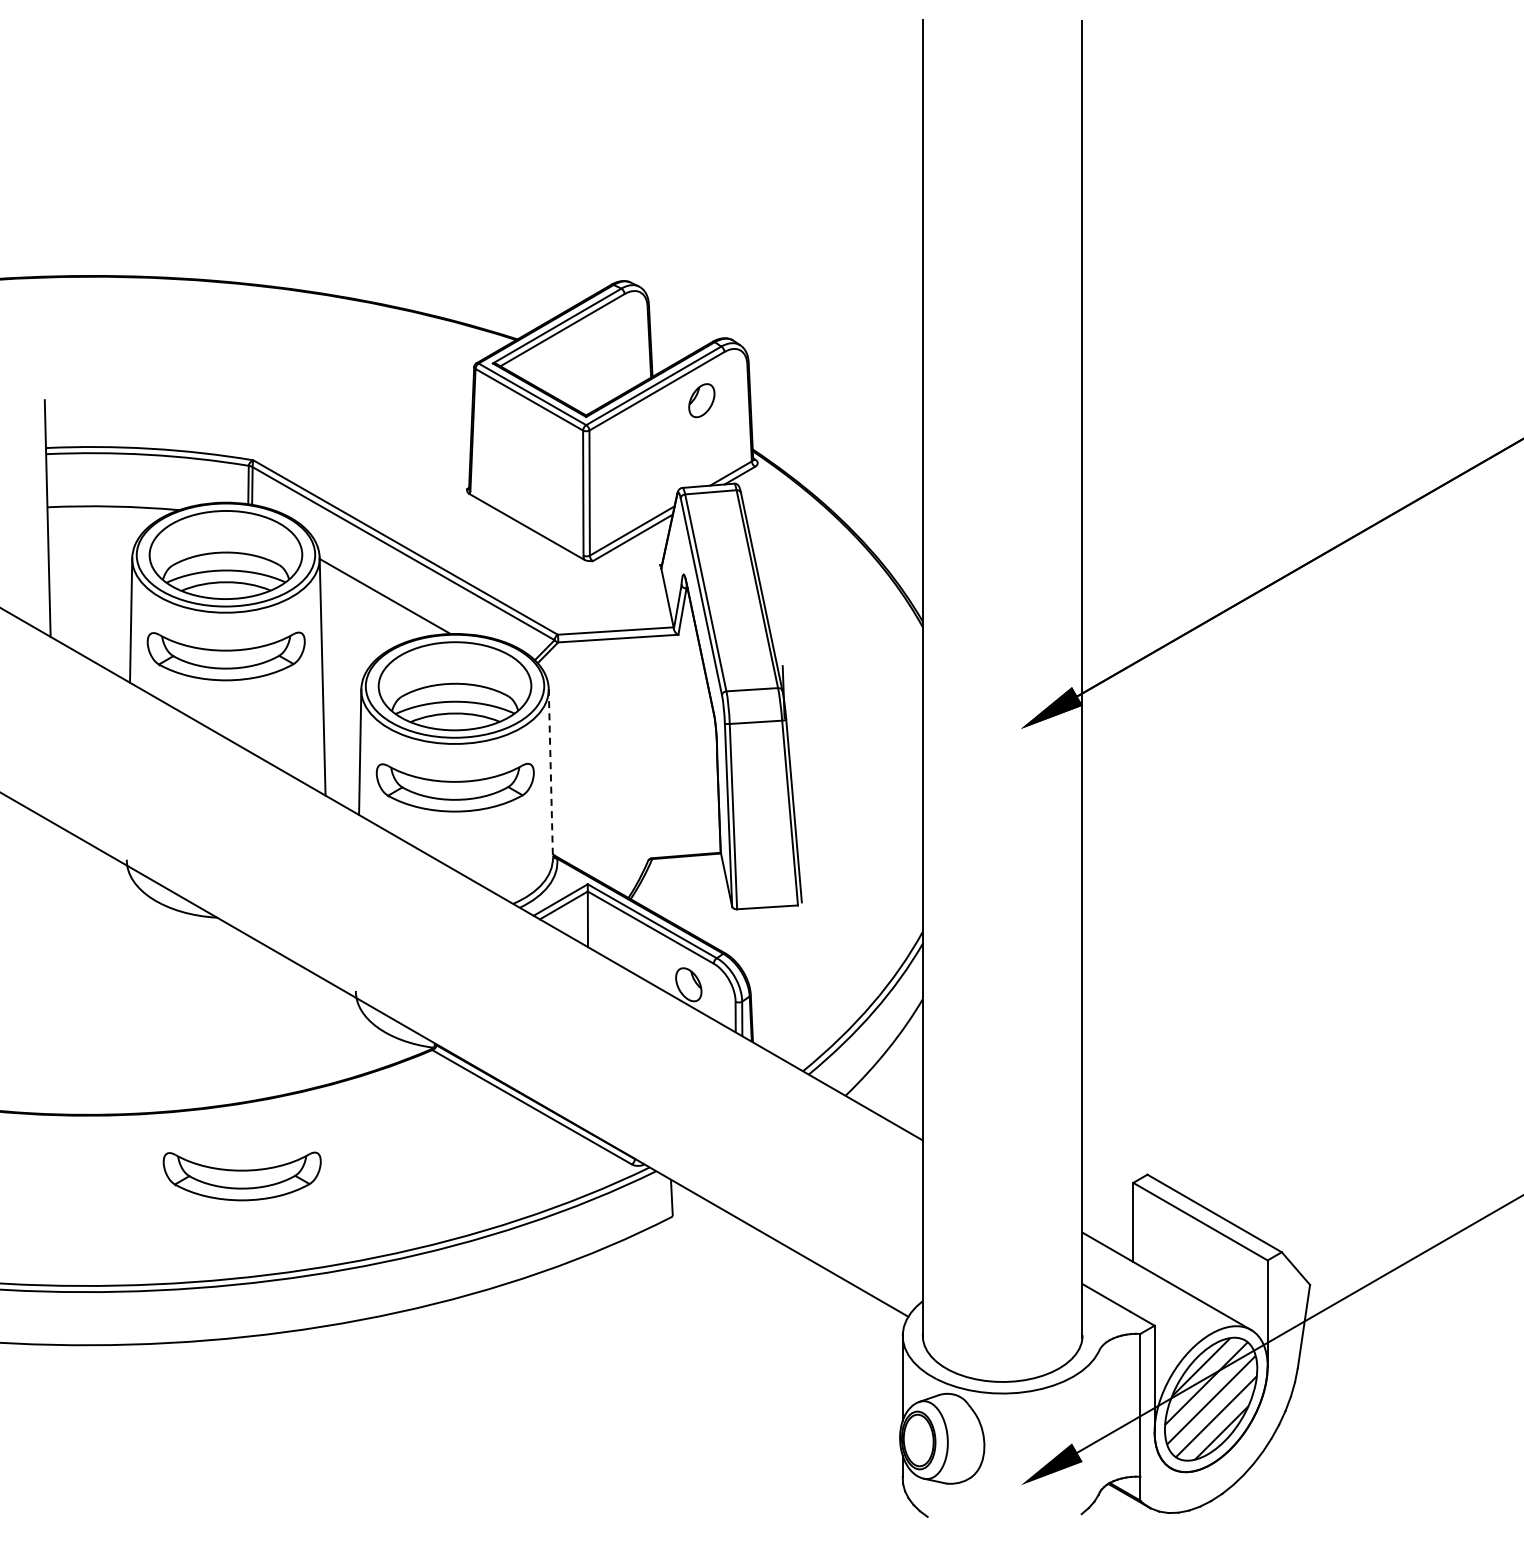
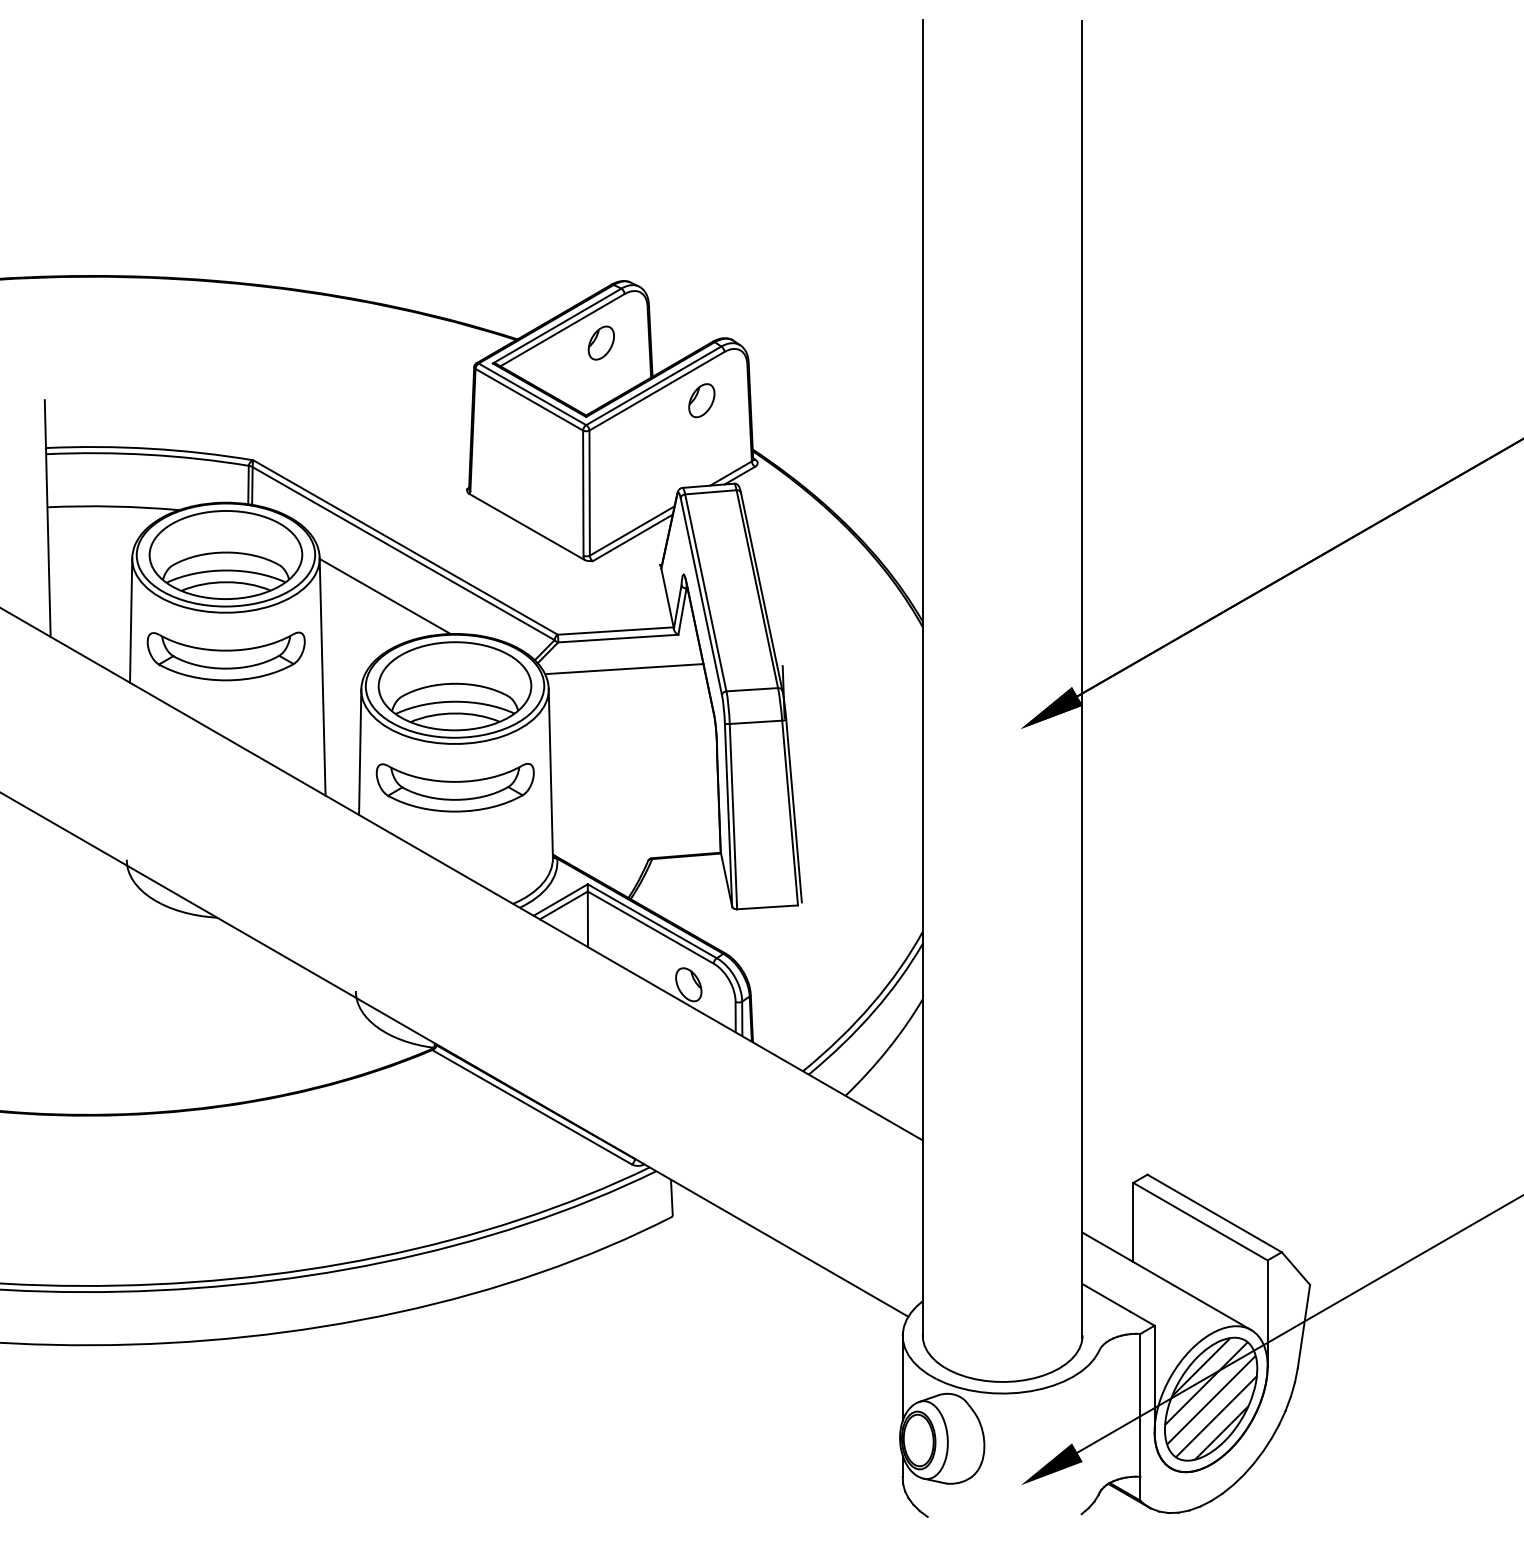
part: none -> present (600, 342)
line: none -> present (624, 669)
line: dashed -> solid (550, 773)
part: present -> none (241, 1176)
